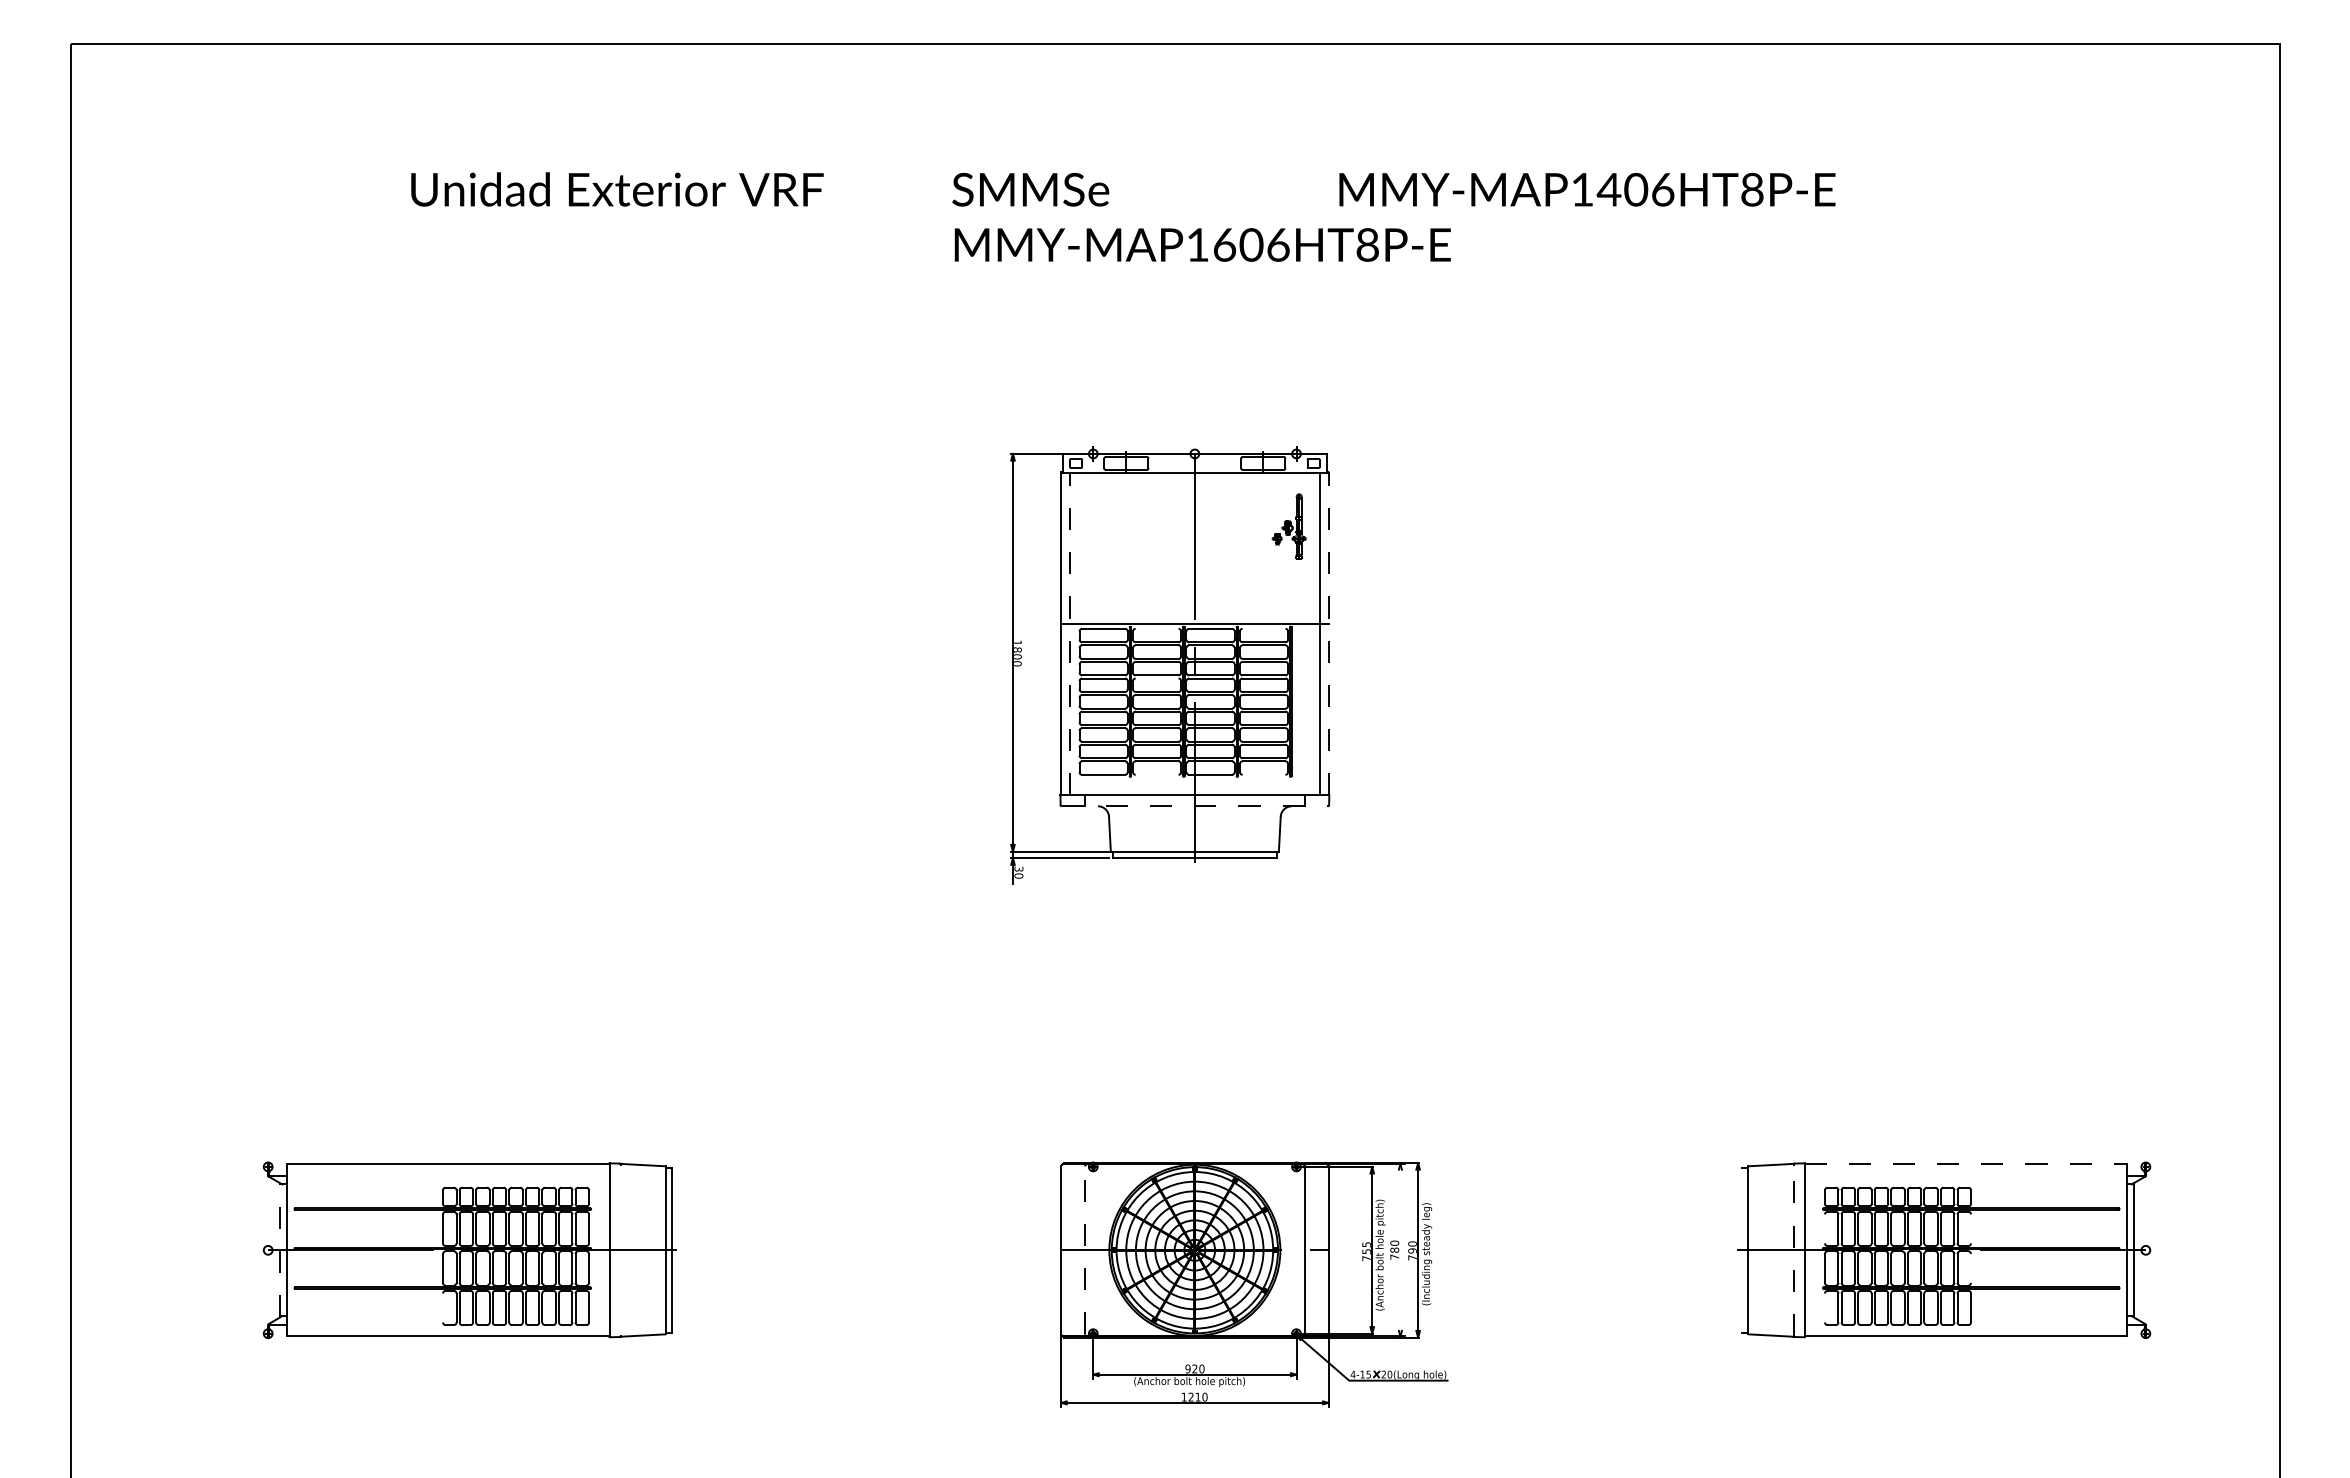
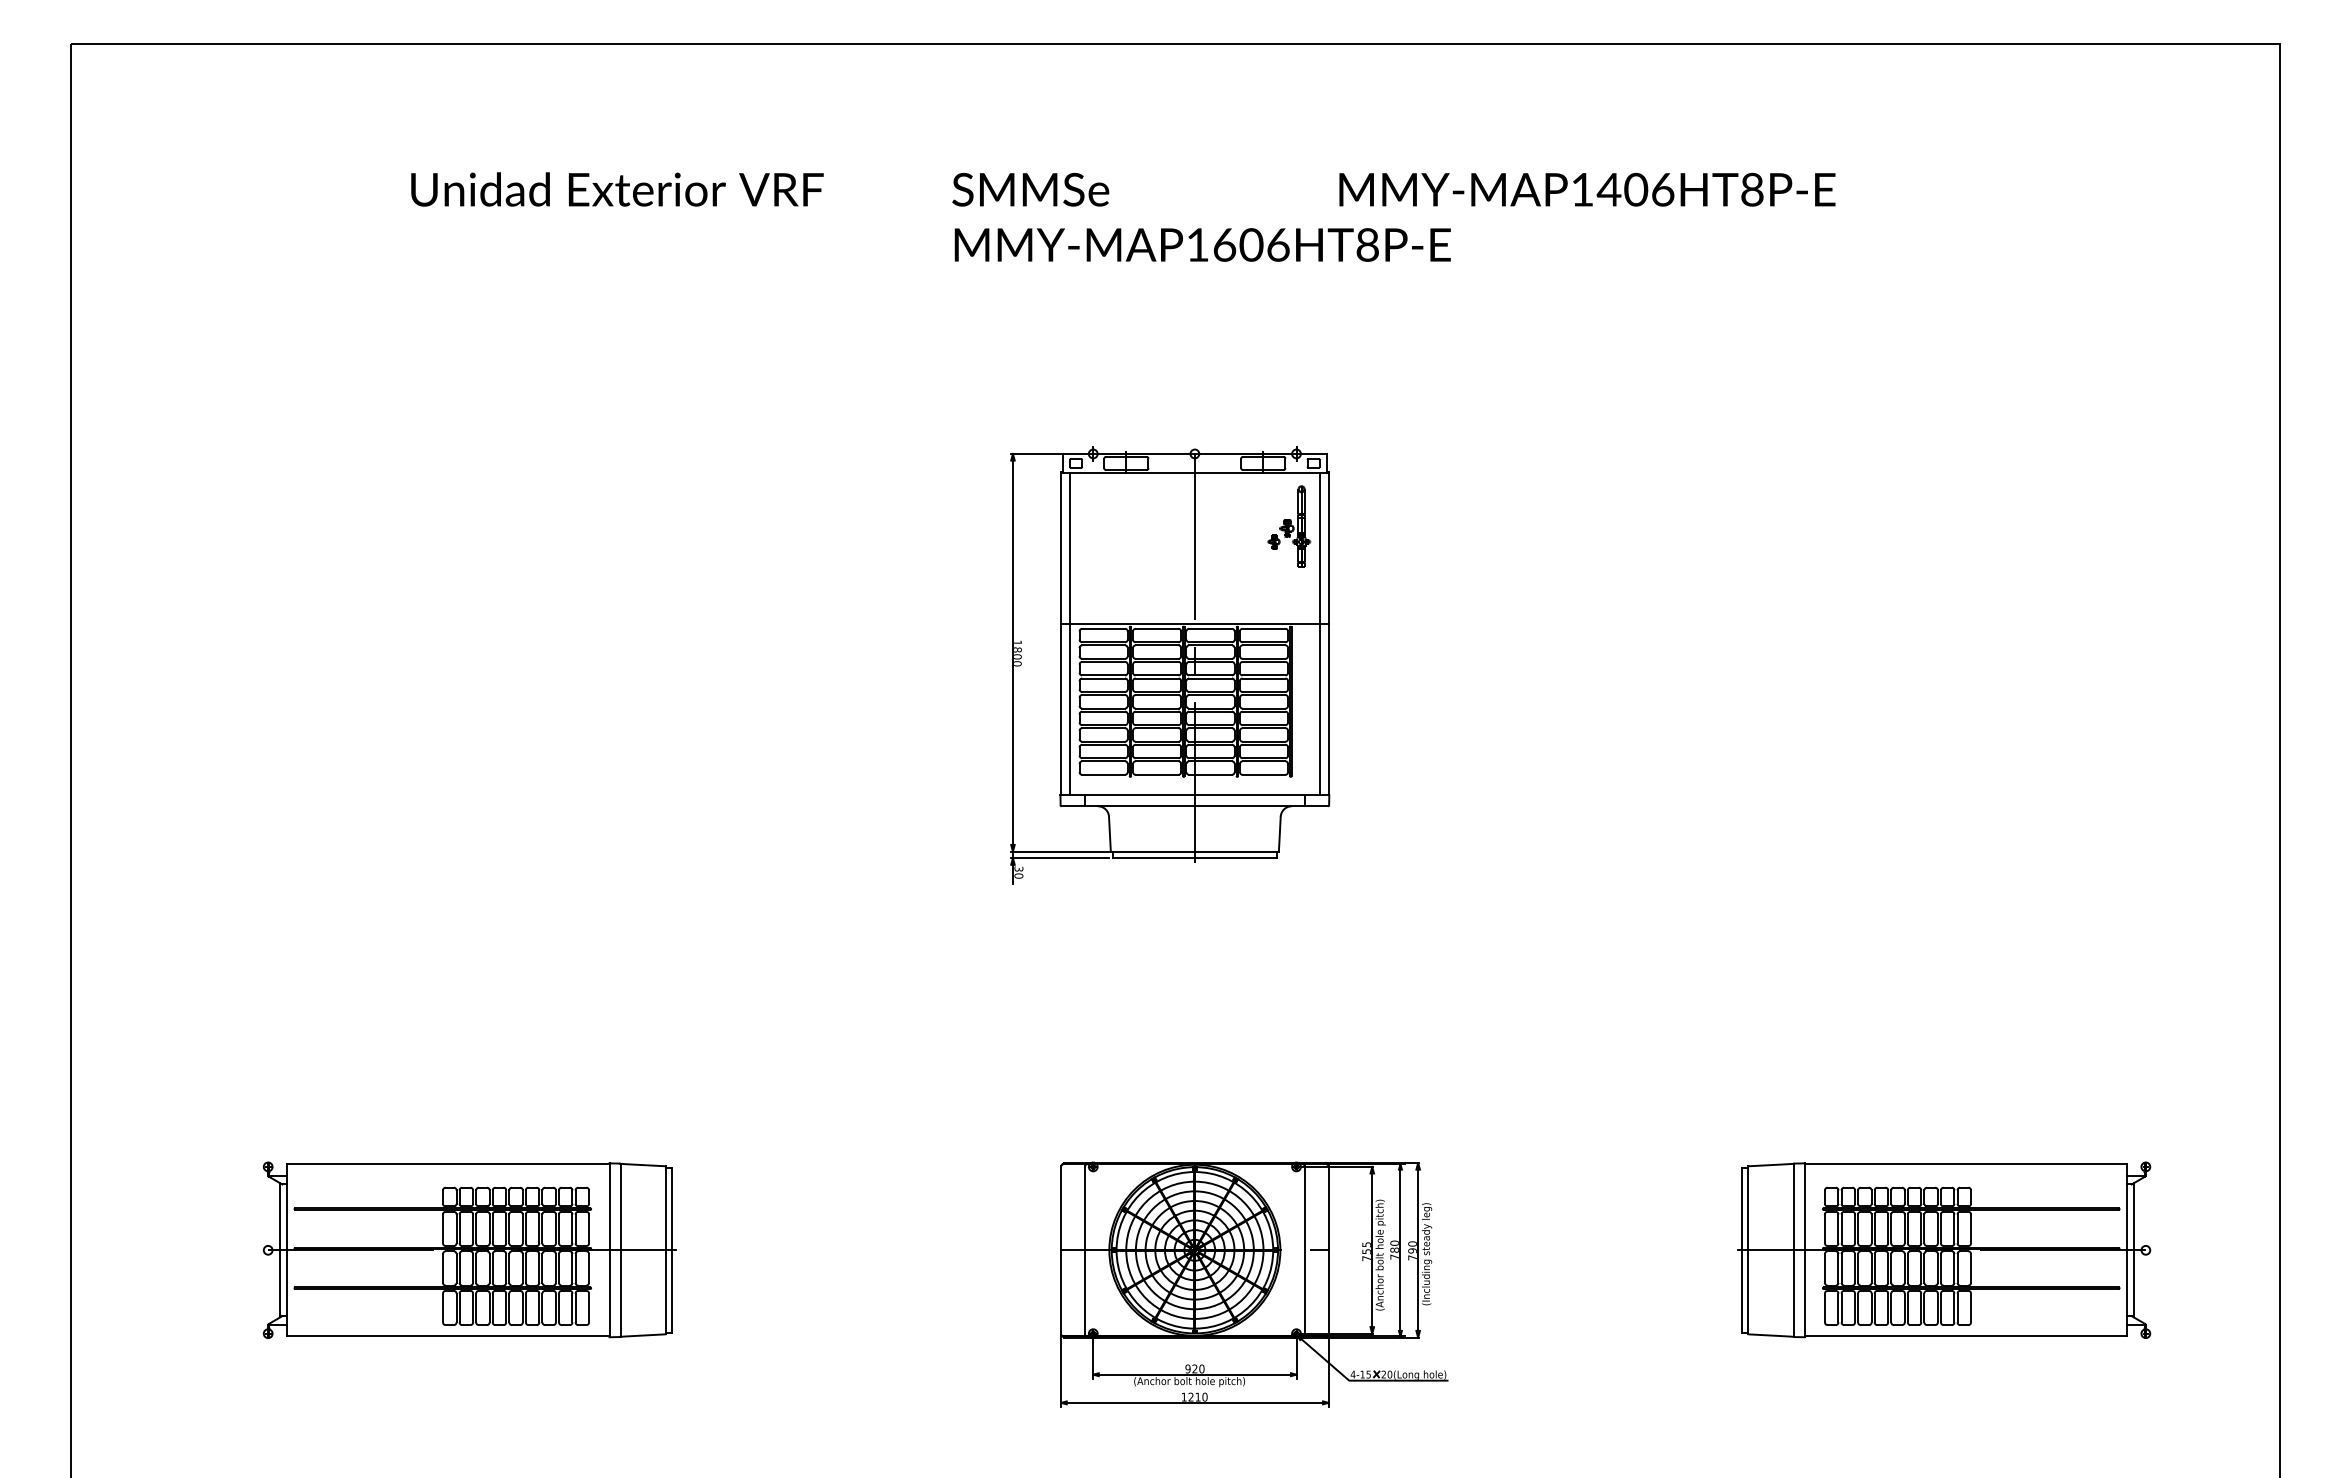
part size: 36x67 px -> 45x83 px (1289, 526)
line: none -> present (1156, 628)
line: none -> present (1263, 628)
line: dashed -> solid (1070, 633)
line: dashed -> solid (1328, 633)
line: none -> present (1156, 678)
line: none -> present (1156, 774)
line: none -> present (1263, 774)
line: dashed -> solid (1195, 806)
line: dashed -> solid (1966, 1164)
line: none -> present (1825, 1228)
line: none -> present (1971, 1228)
line: none -> present (620, 1249)
line: dashed -> solid (280, 1250)
line: dashed -> solid (1085, 1250)
line: none -> present (1400, 1250)
line: none -> present (1741, 1250)
line: dashed -> solid (1793, 1250)
line: none -> present (1971, 1267)
line: none -> present (443, 1307)
line: none -> present (1825, 1307)
